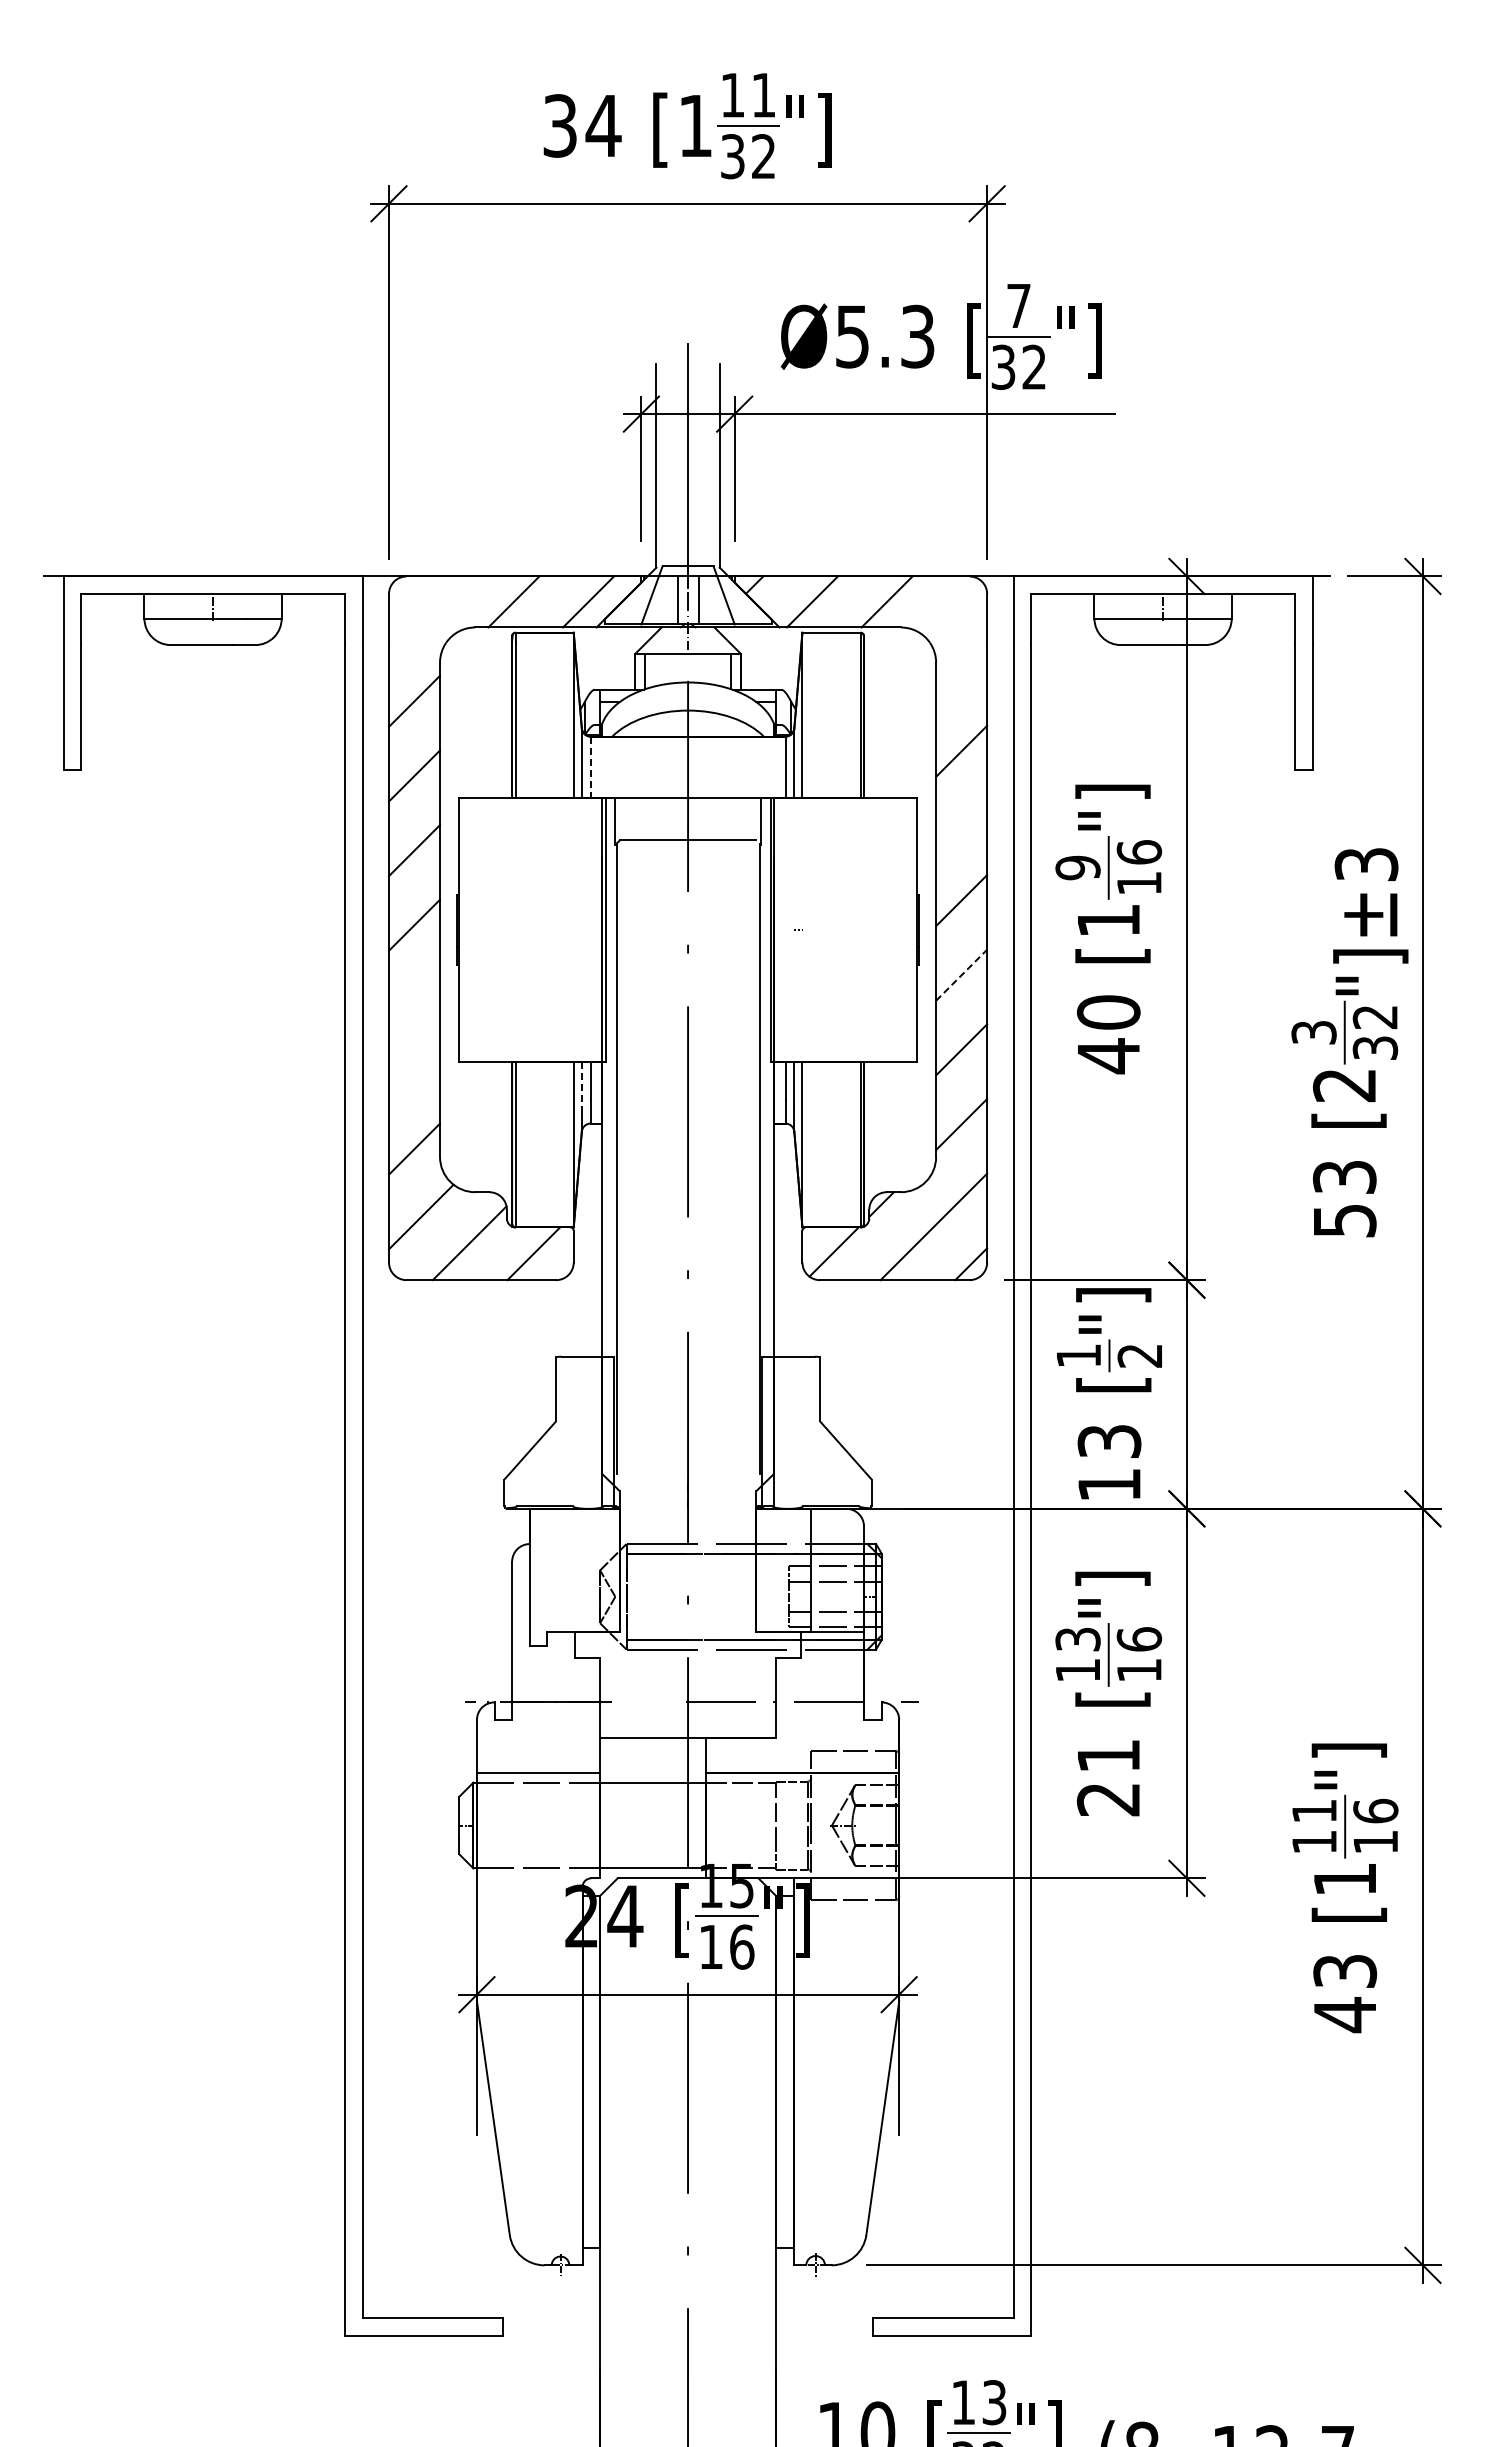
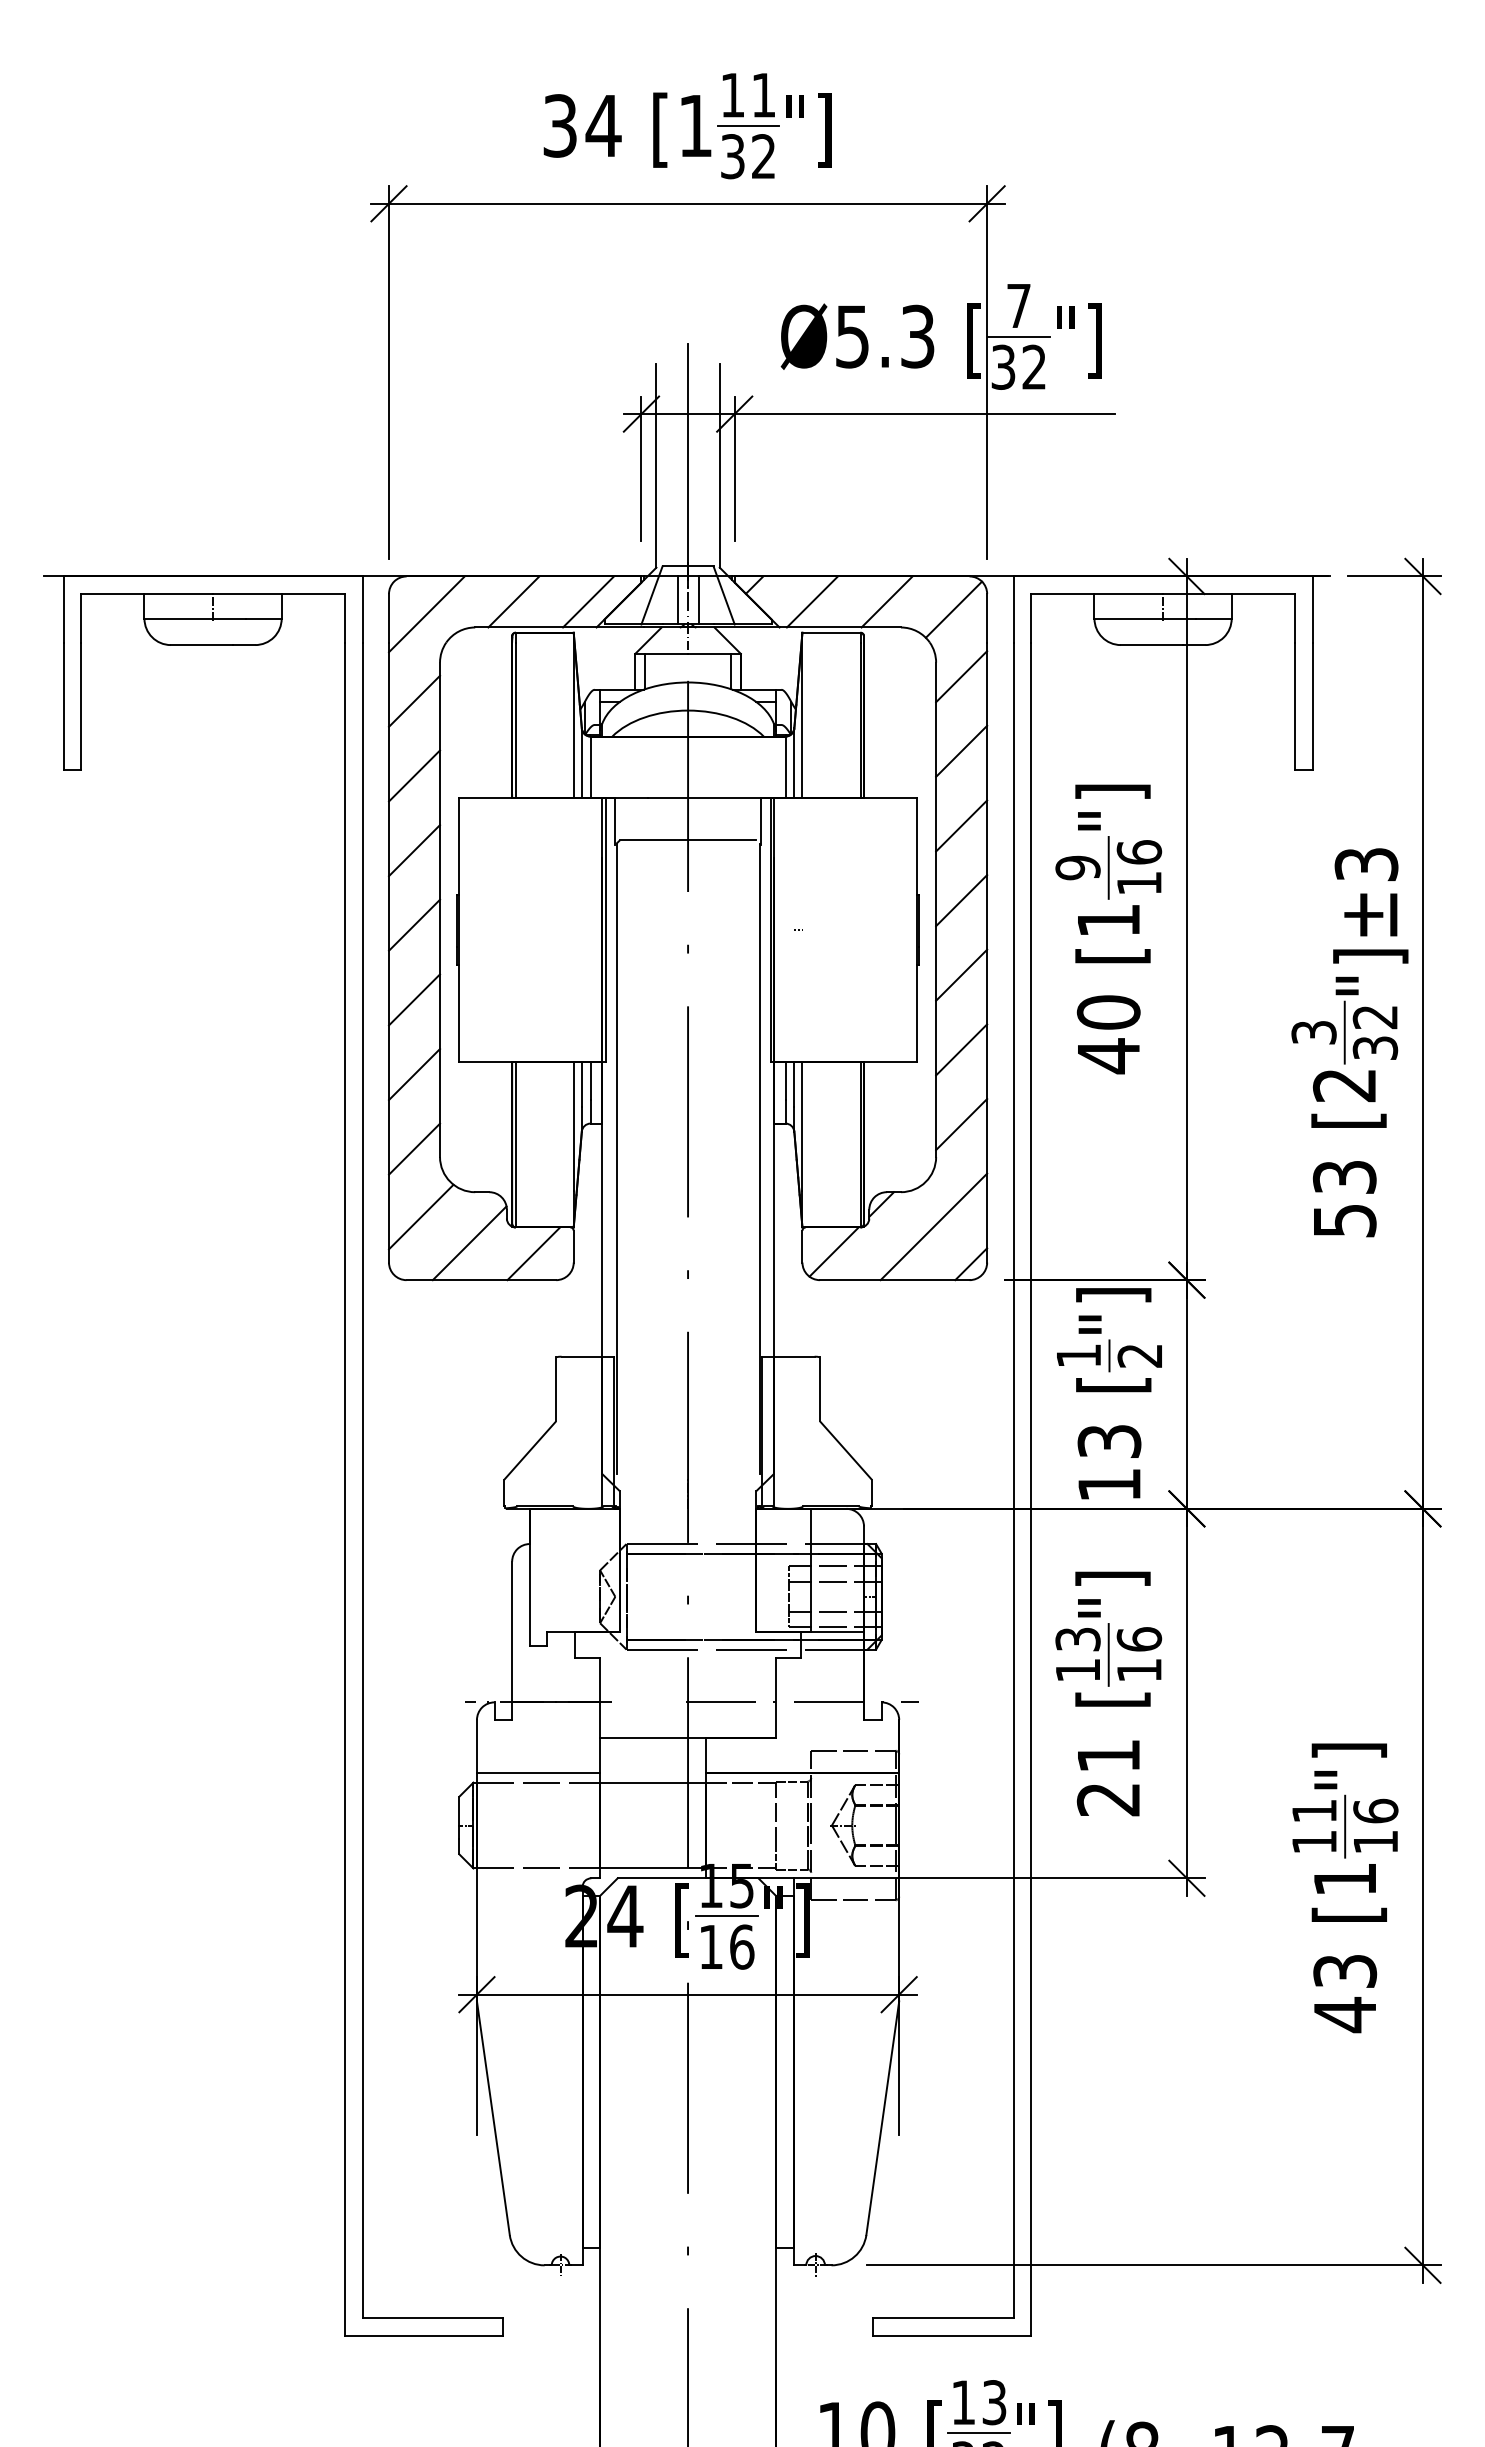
line: none -> present (953, 609)
line: none -> present (426, 614)
line: none -> present (961, 676)
line: dashed -> solid (590, 767)
line: none -> present (961, 825)
line: dashed -> solid (962, 974)
line: none -> present (414, 999)
line: none -> present (414, 1074)
line: dashed -> solid (581, 1084)
